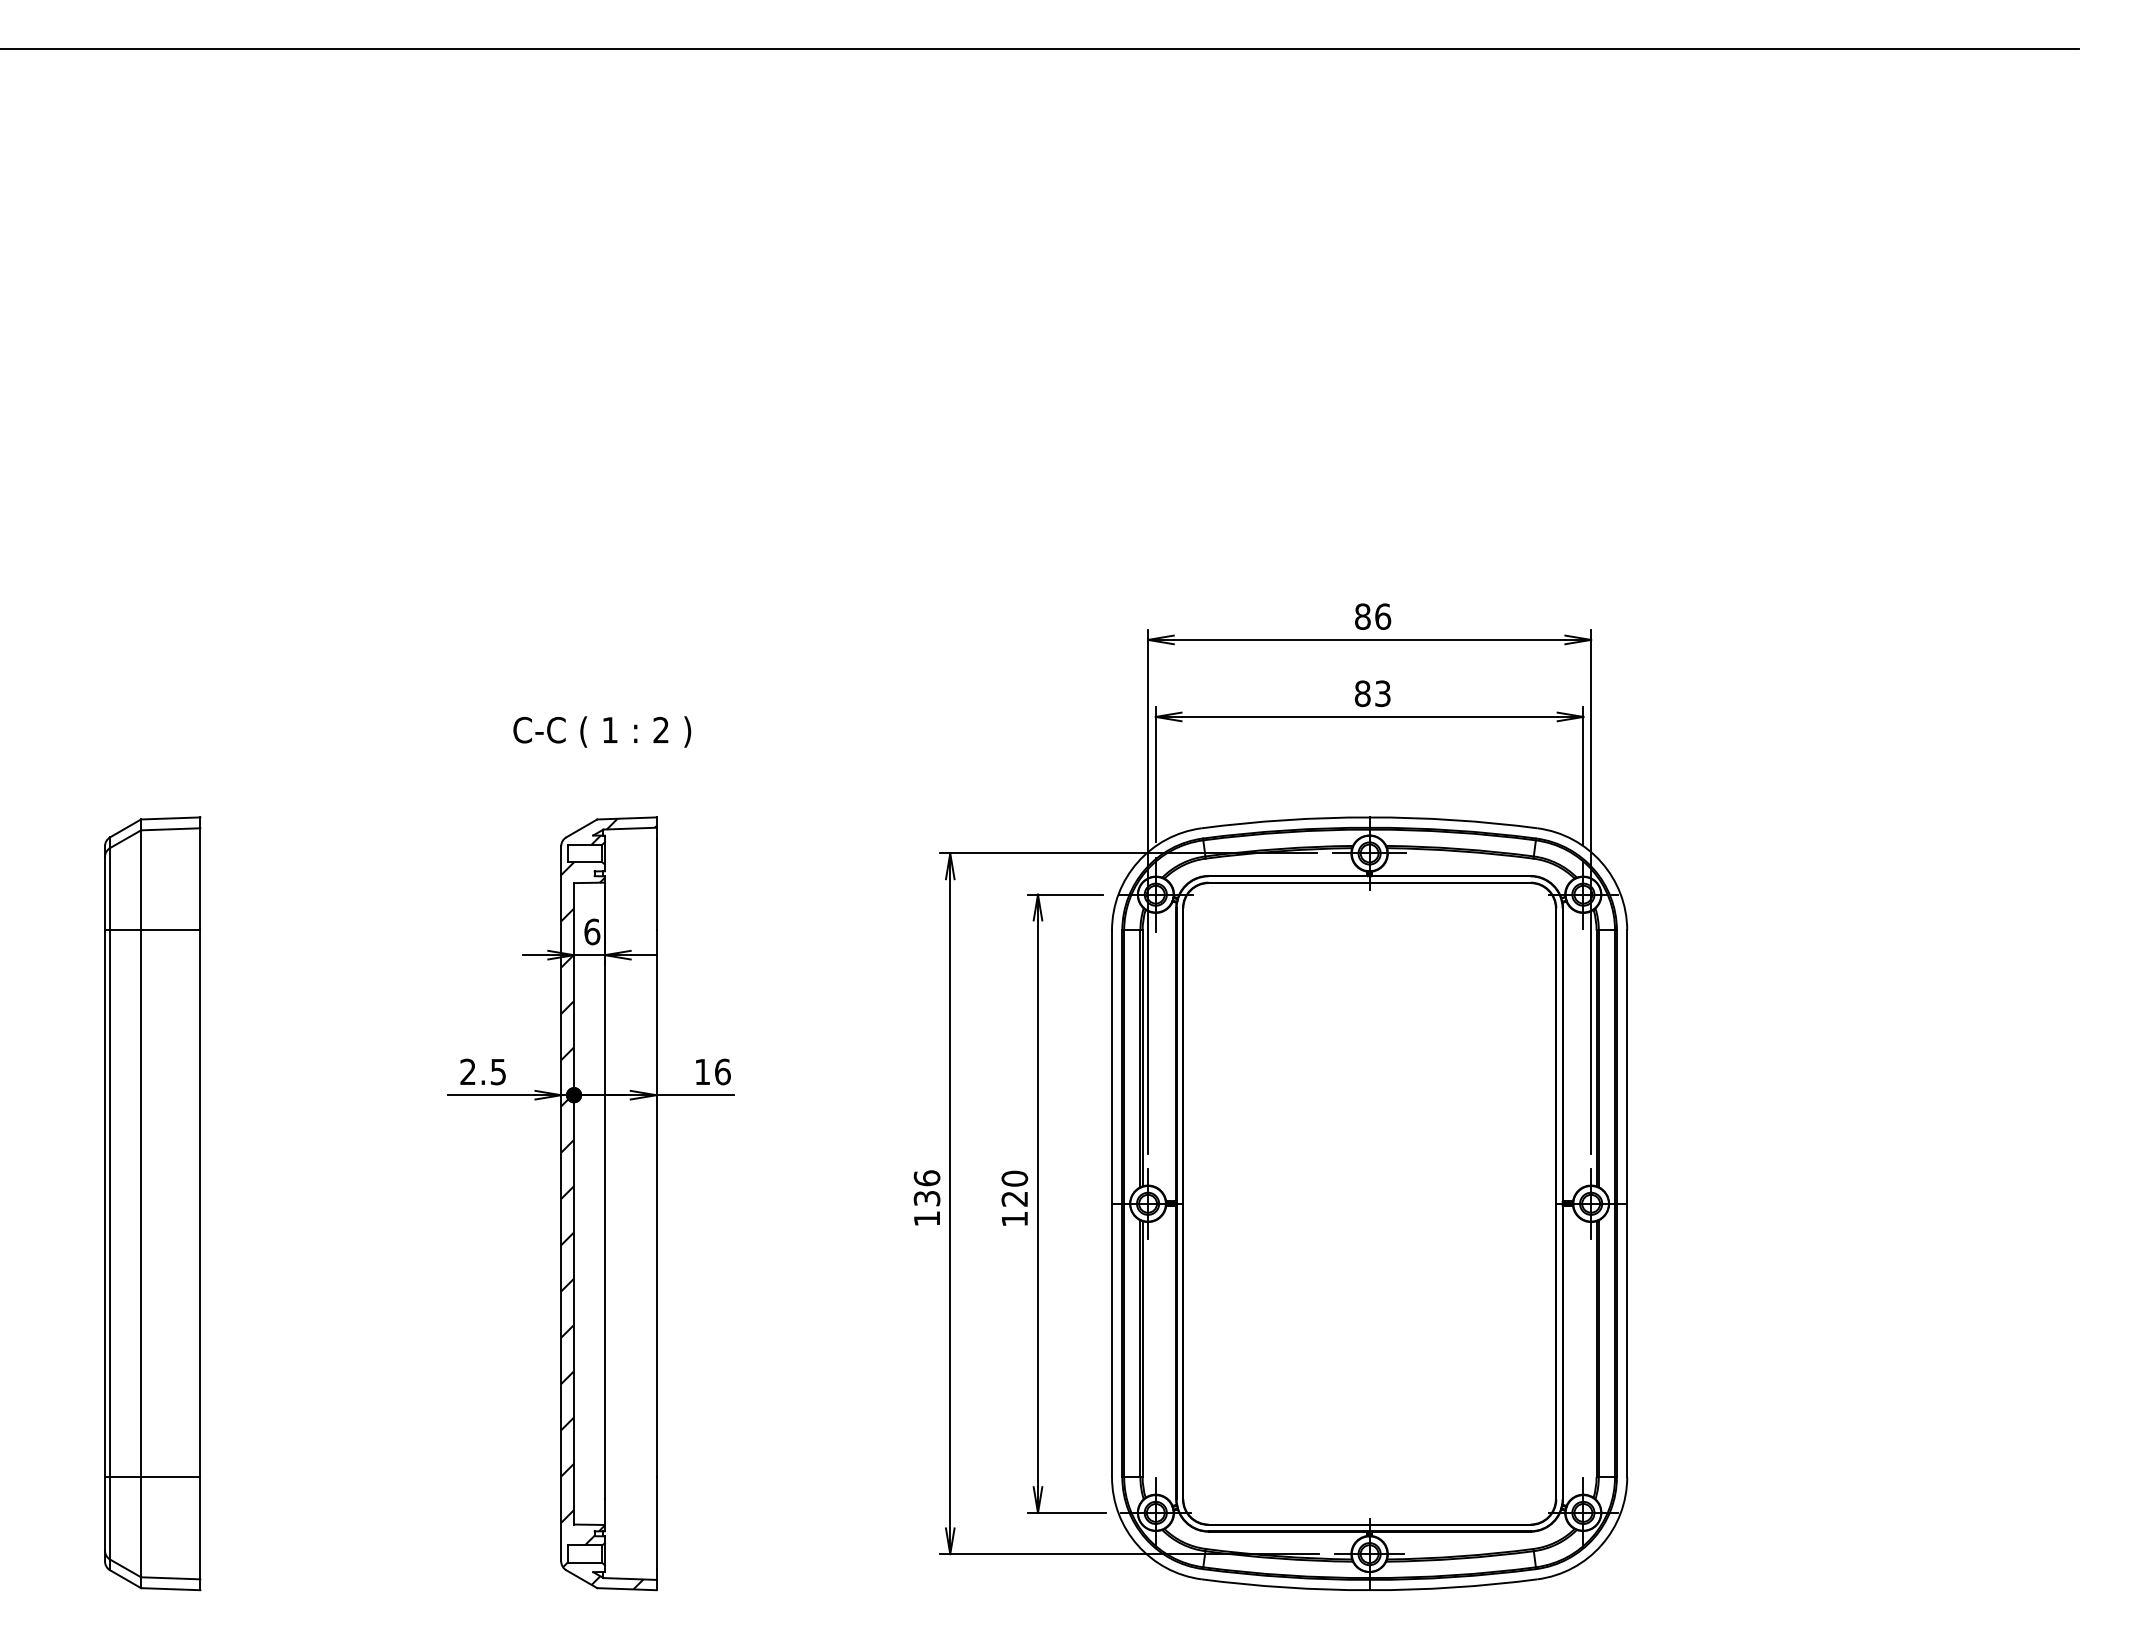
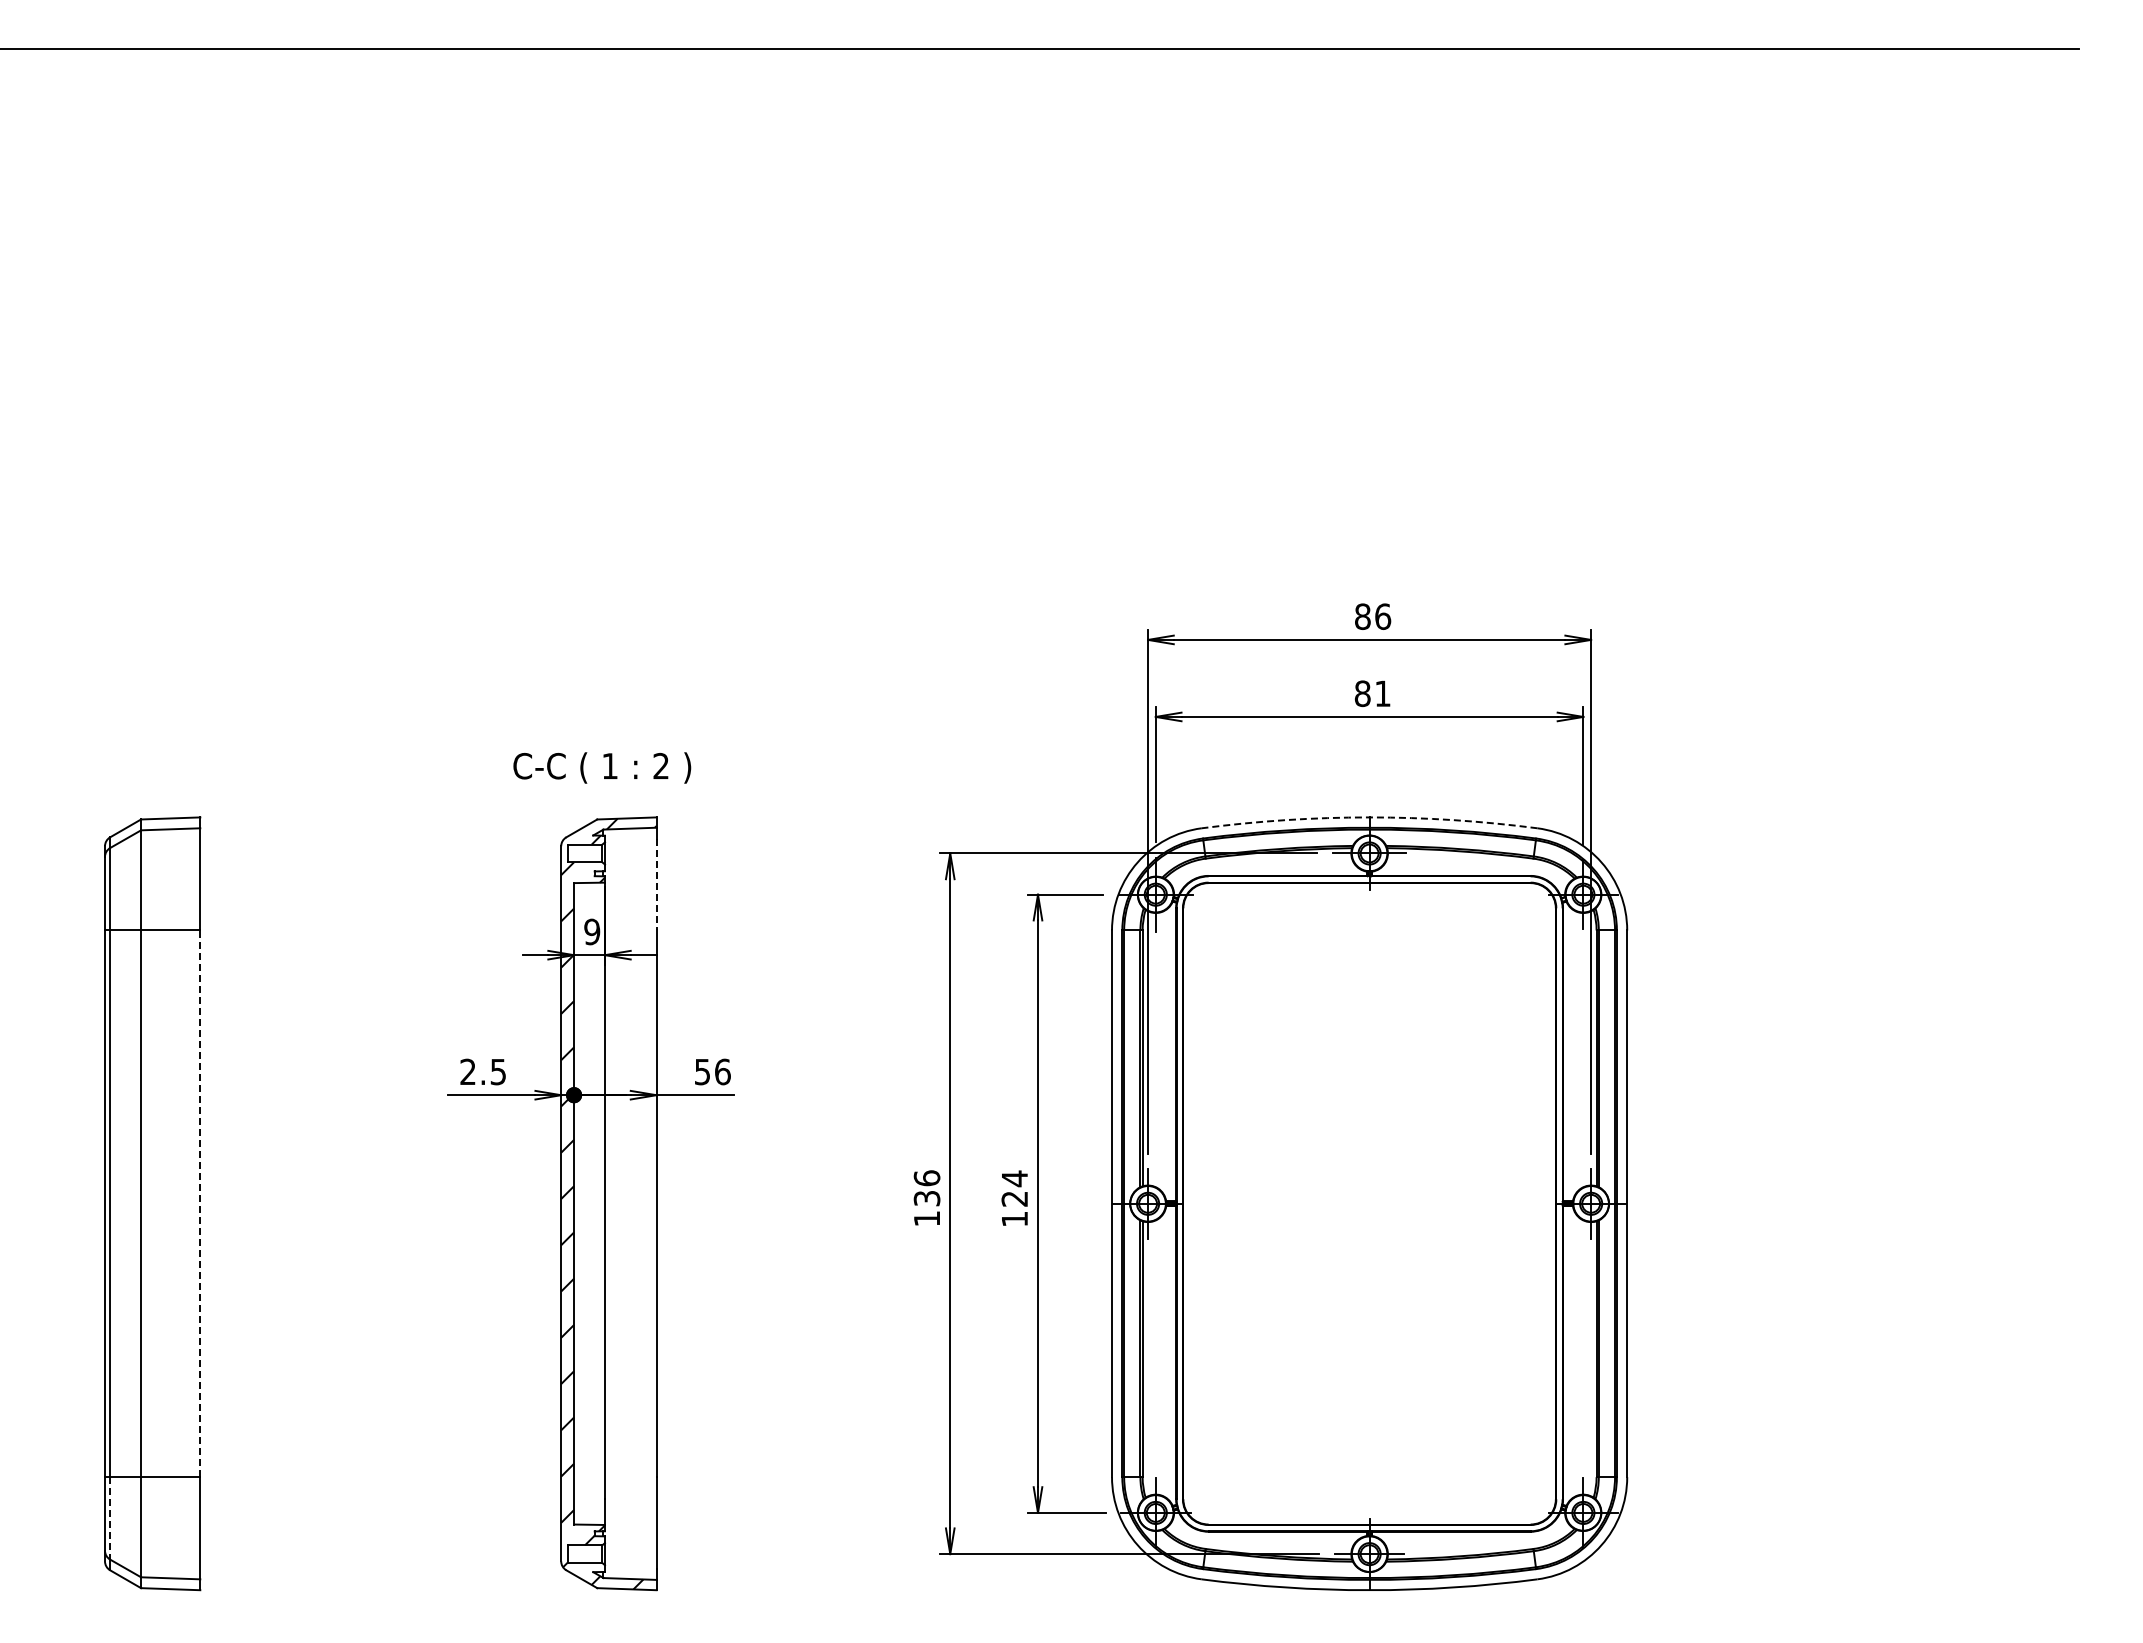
text: 83 -> 81 (1382, 693)
text position: (602, 731) -> (602, 767) (602, 767)
arc: solid -> dashed (1369, 817)
line: solid -> dashed (656, 884)
text: 6 -> 9 (592, 931)
text: 16 -> 56 (702, 1072)
text: 120 -> 124 (1014, 1178)
line: solid -> dashed (200, 1203)
line: solid -> dashed (110, 1518)
